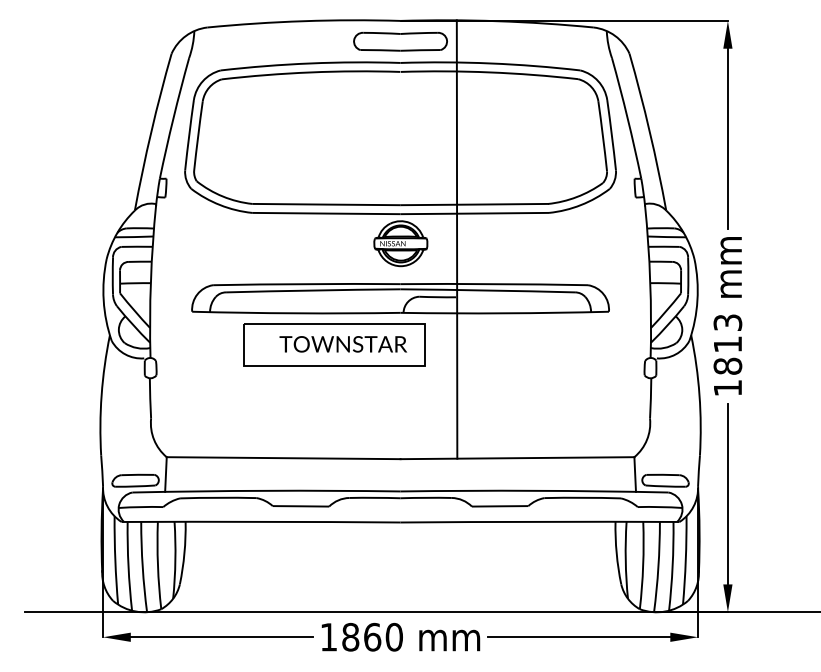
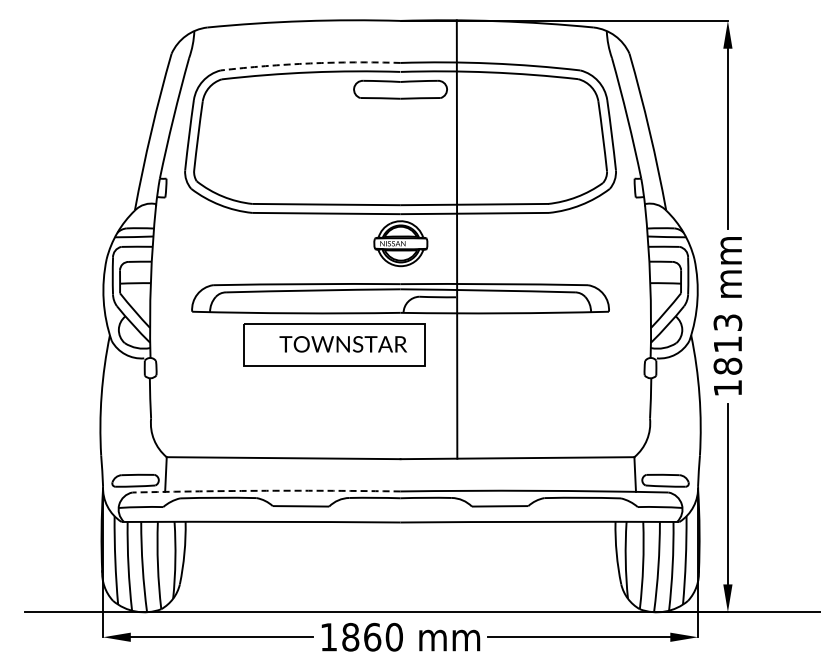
part position: (400, 41) -> (400, 89) (400, 89)
arc: solid -> dashed (310, 63)
arc: solid -> dashed (266, 490)
